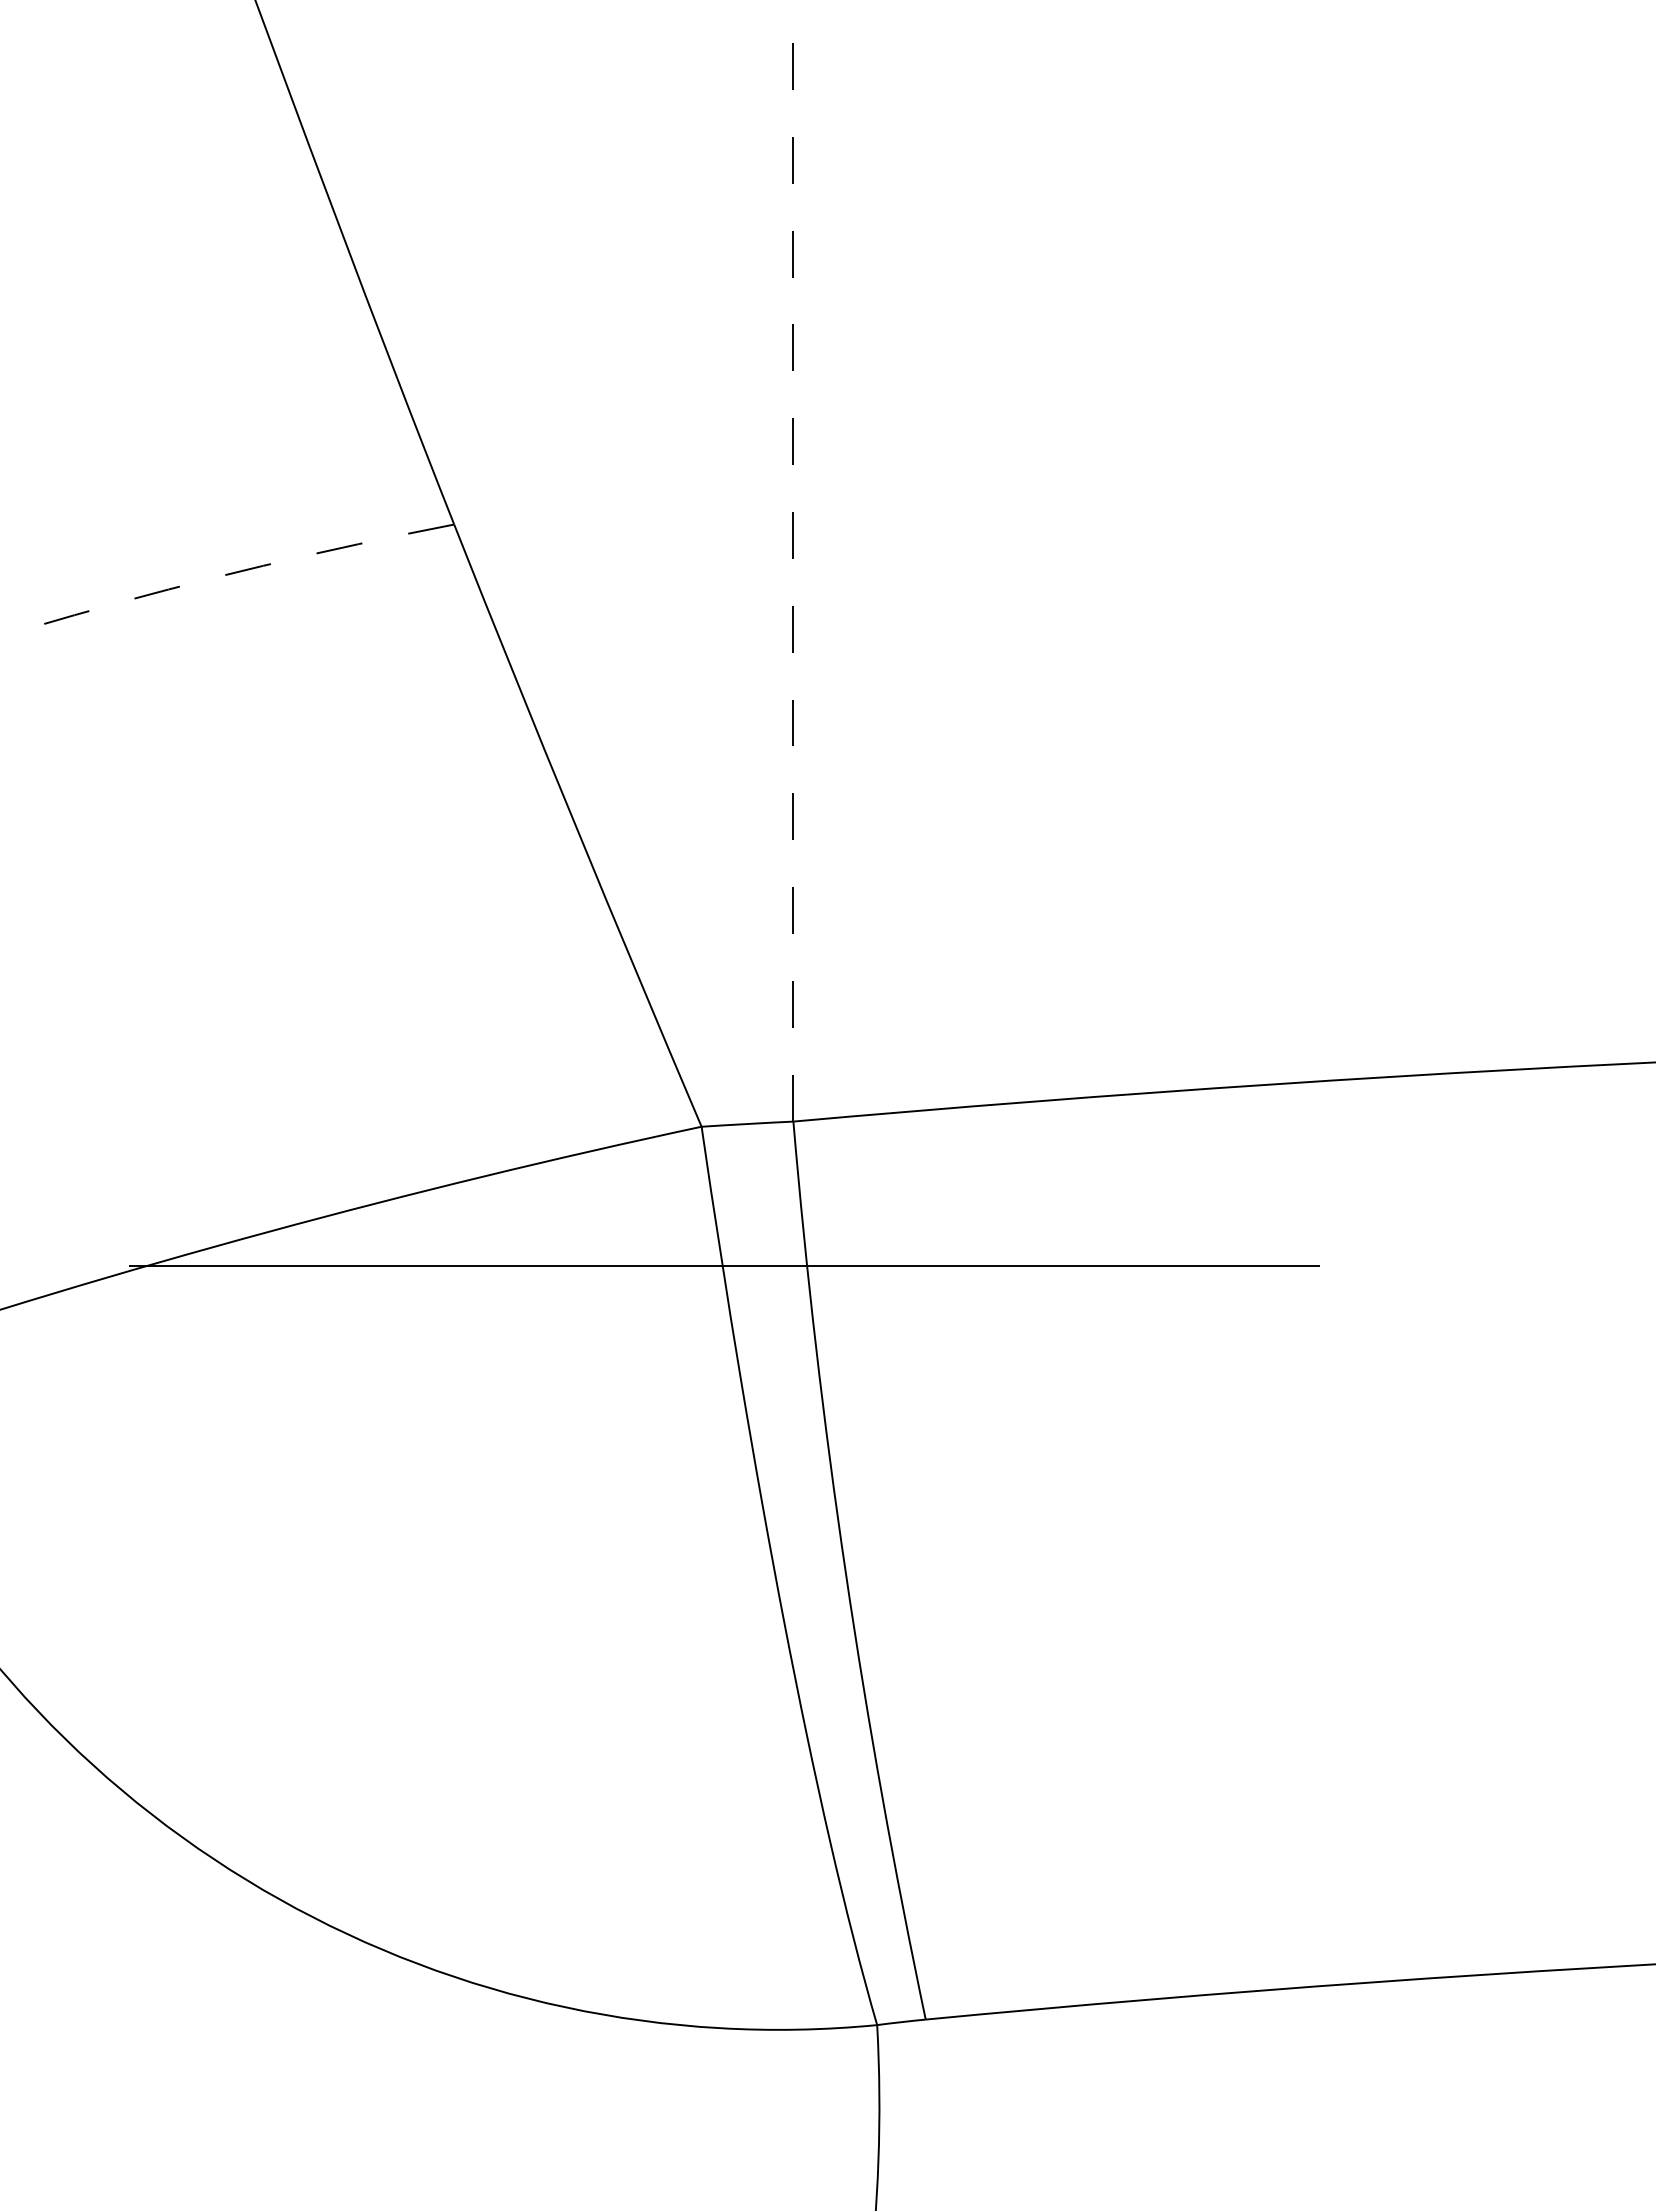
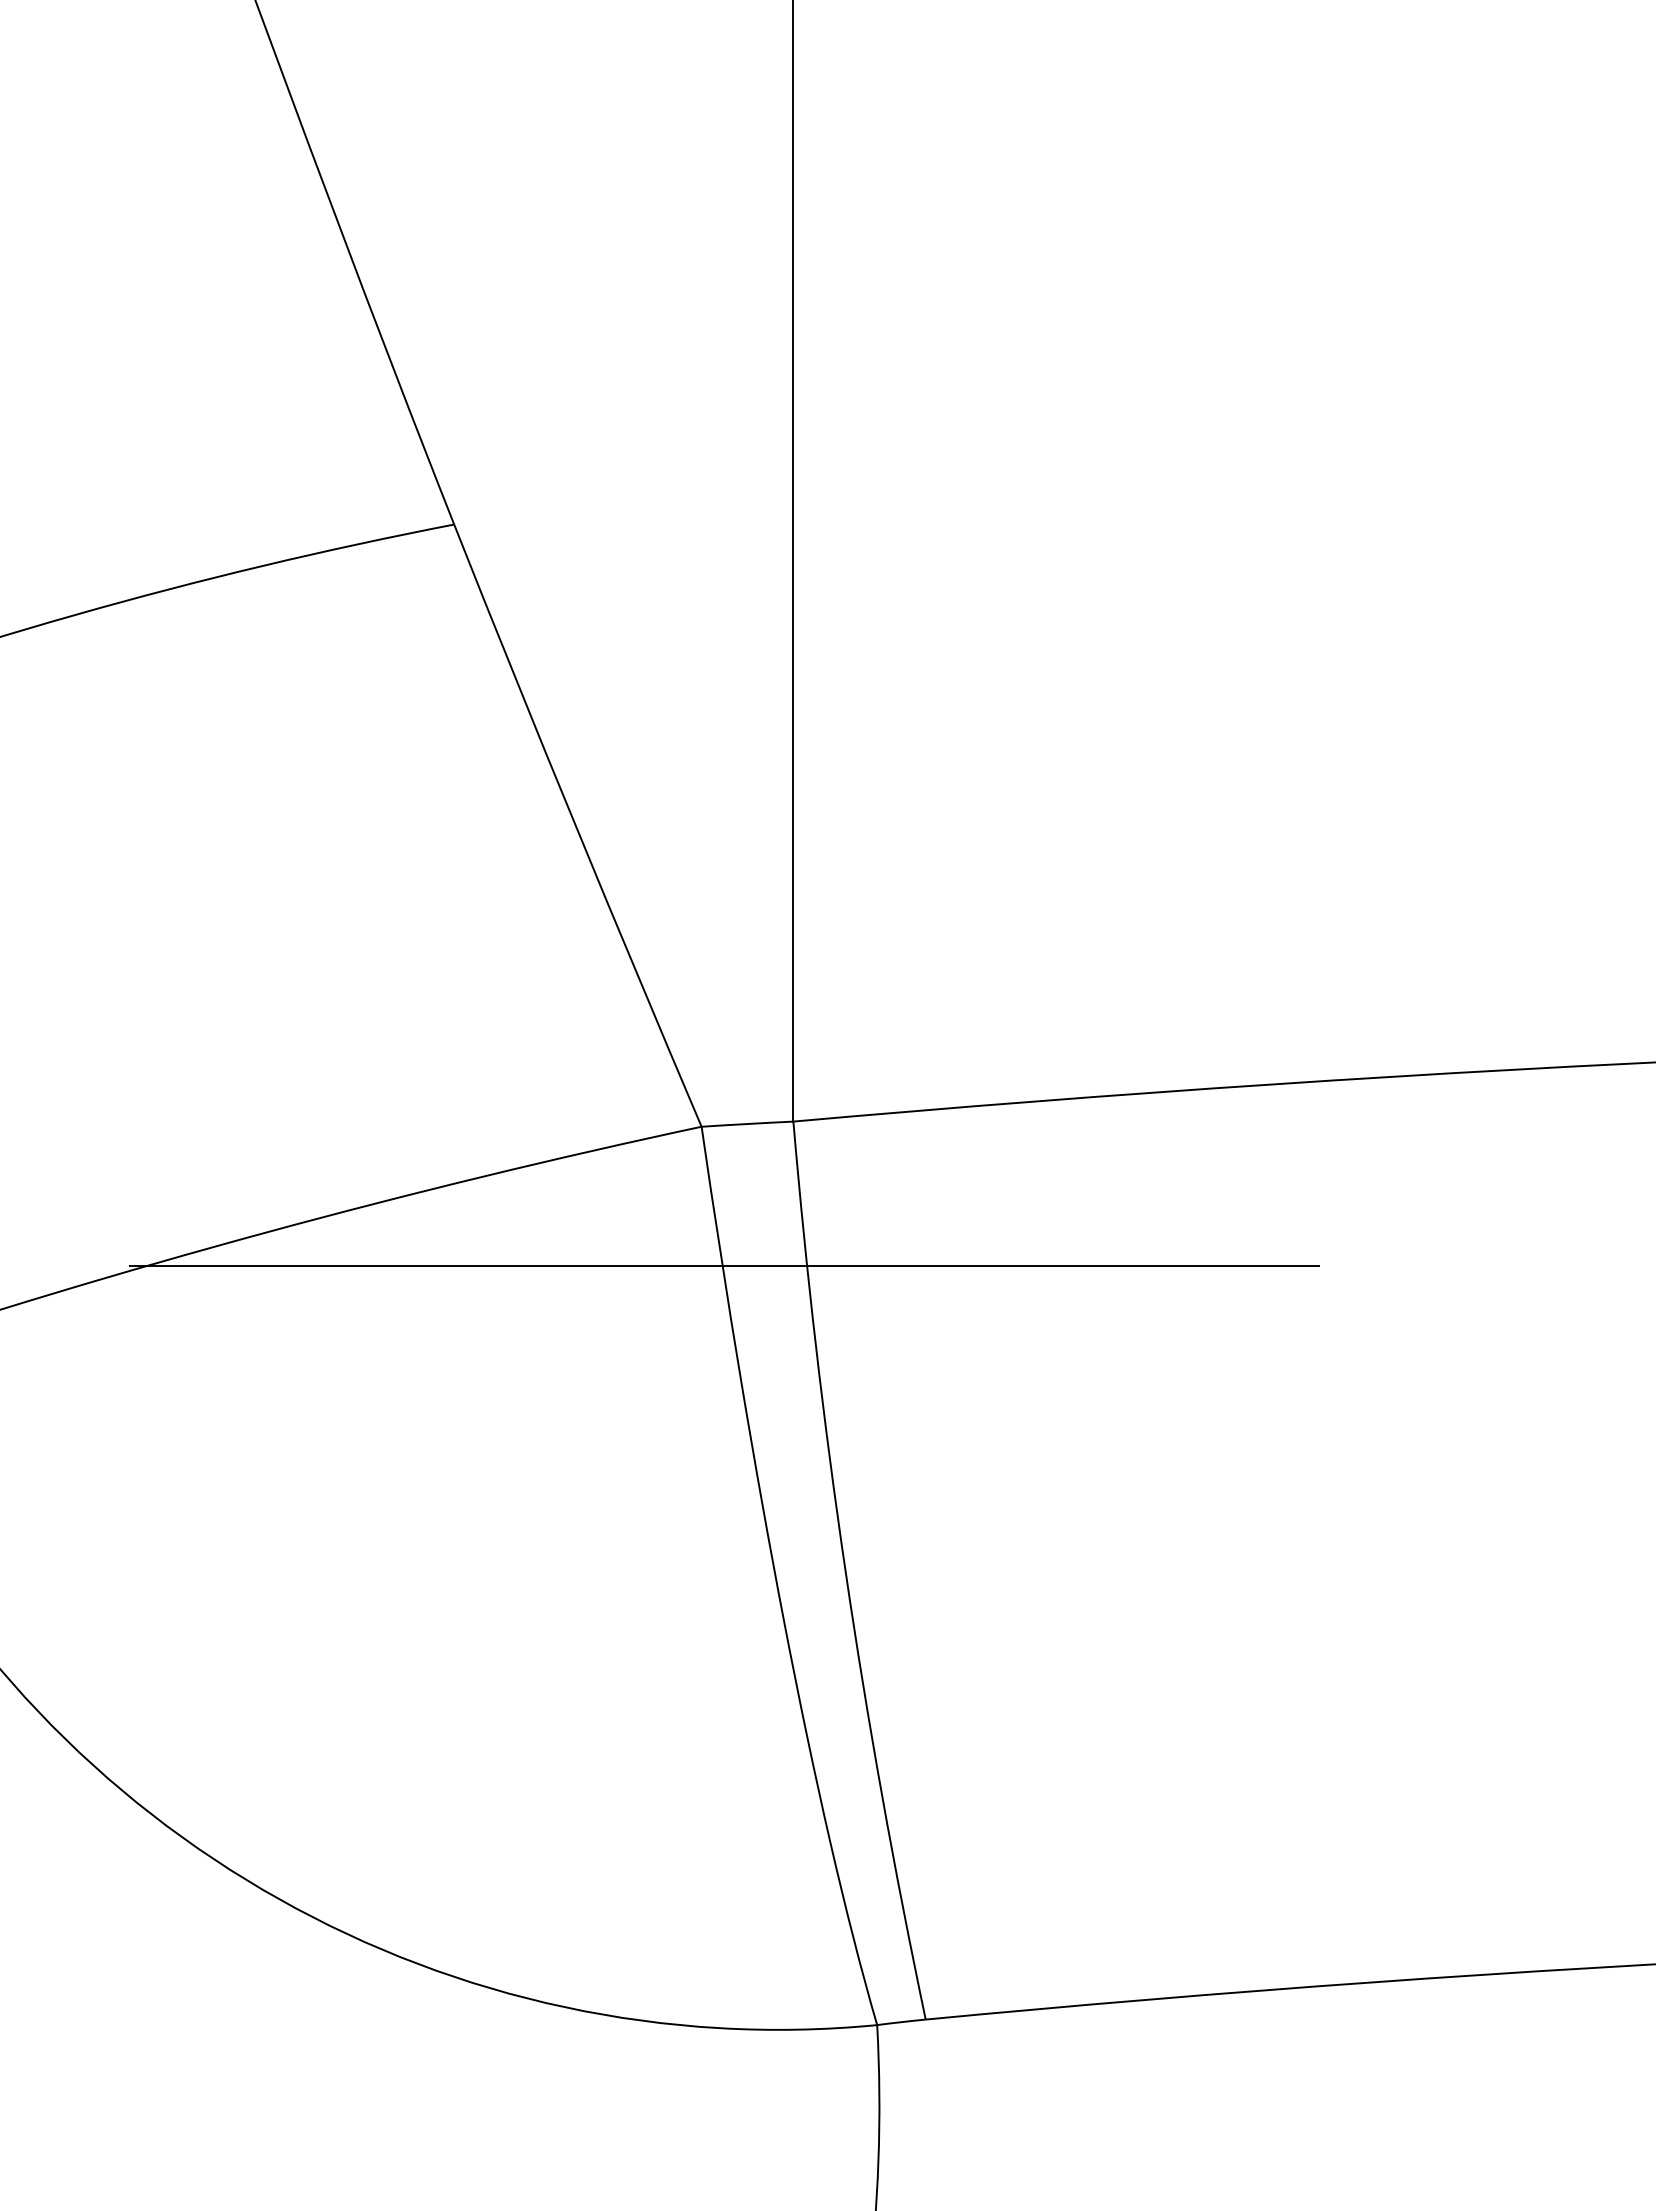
line: dashed -> solid (793, 561)
arc: dashed -> solid (225, 575)
